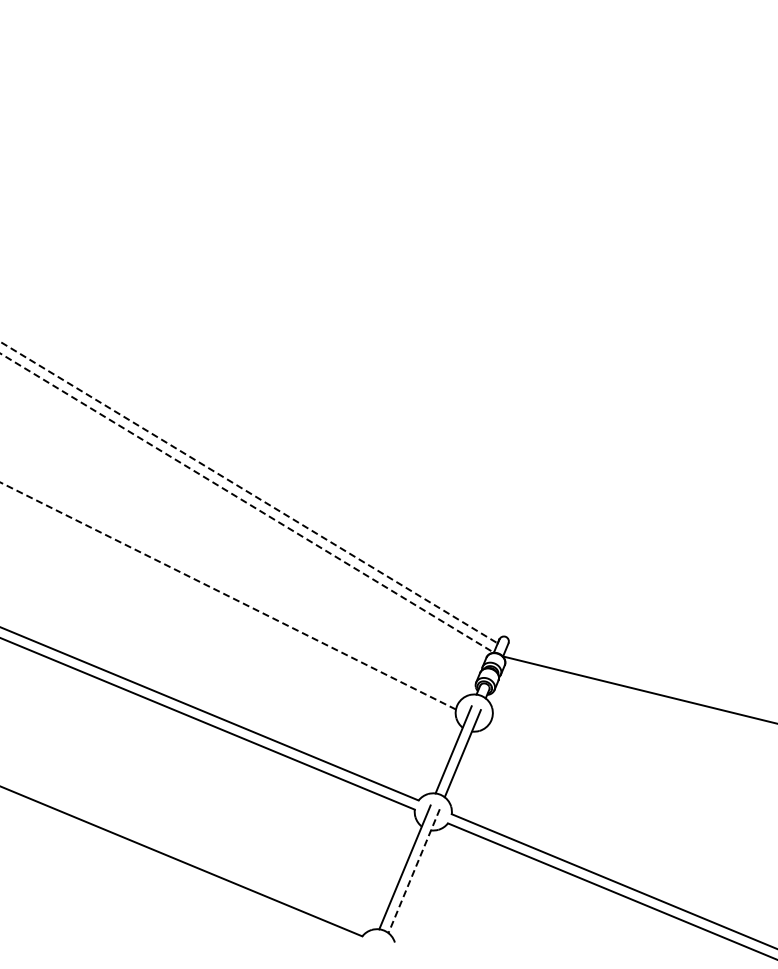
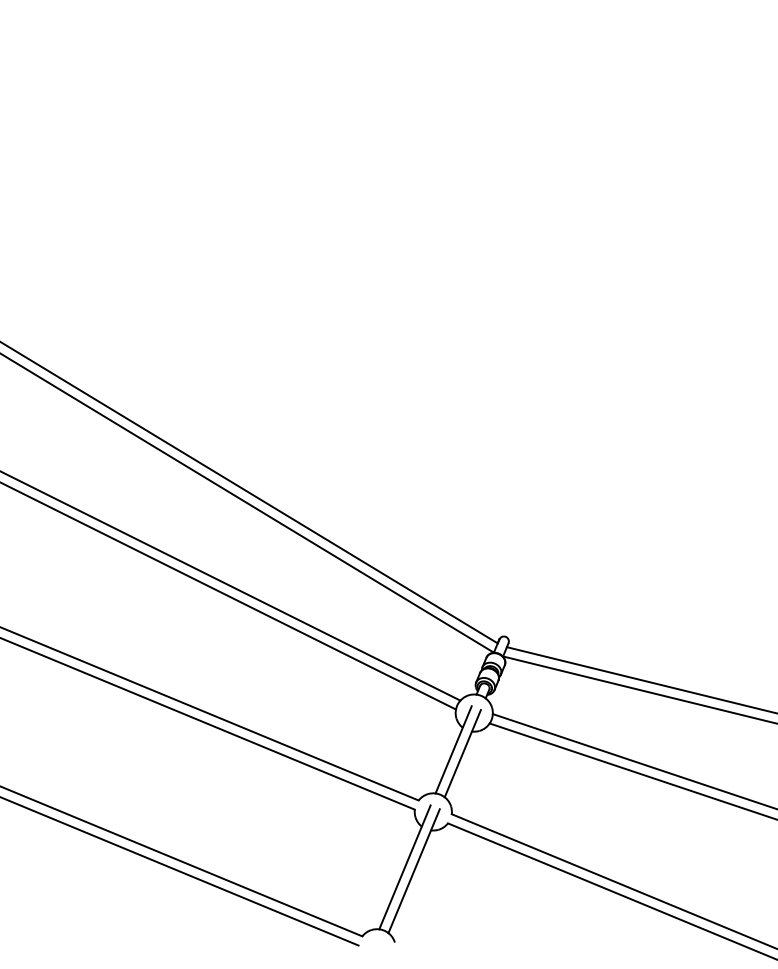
line: dashed -> solid (249, 492)
line: dashed -> solid (247, 503)
line: none -> present (231, 586)
line: dashed -> solid (227, 595)
line: none -> present (640, 679)
line: none -> present (633, 761)
line: none -> present (631, 770)
line: none -> present (180, 871)
line: dashed -> solid (413, 871)
